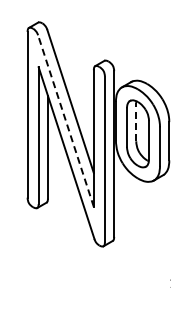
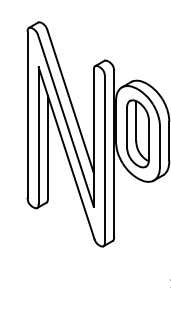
line: dashed -> solid (65, 120)
line: dashed -> solid (136, 121)
